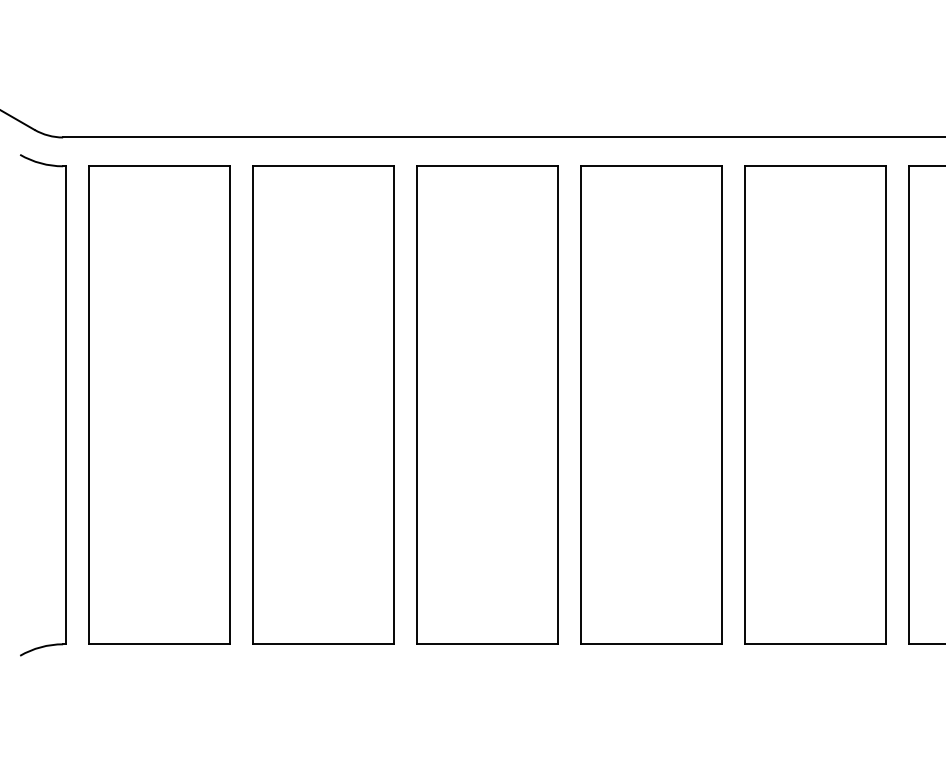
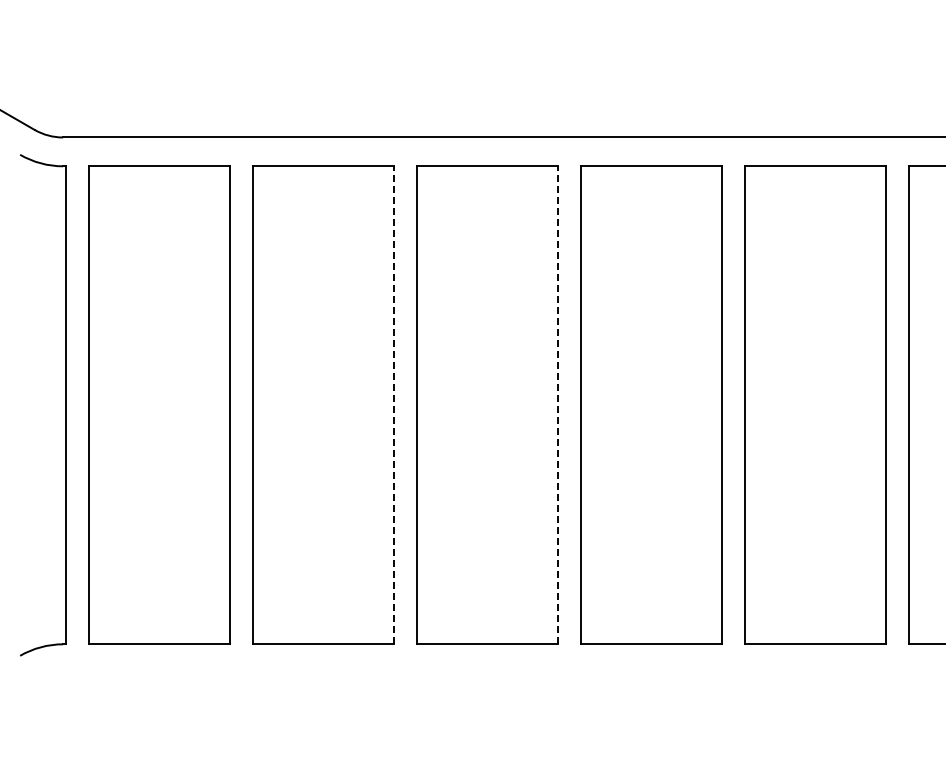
line: solid -> dashed (394, 405)
line: solid -> dashed (557, 405)
